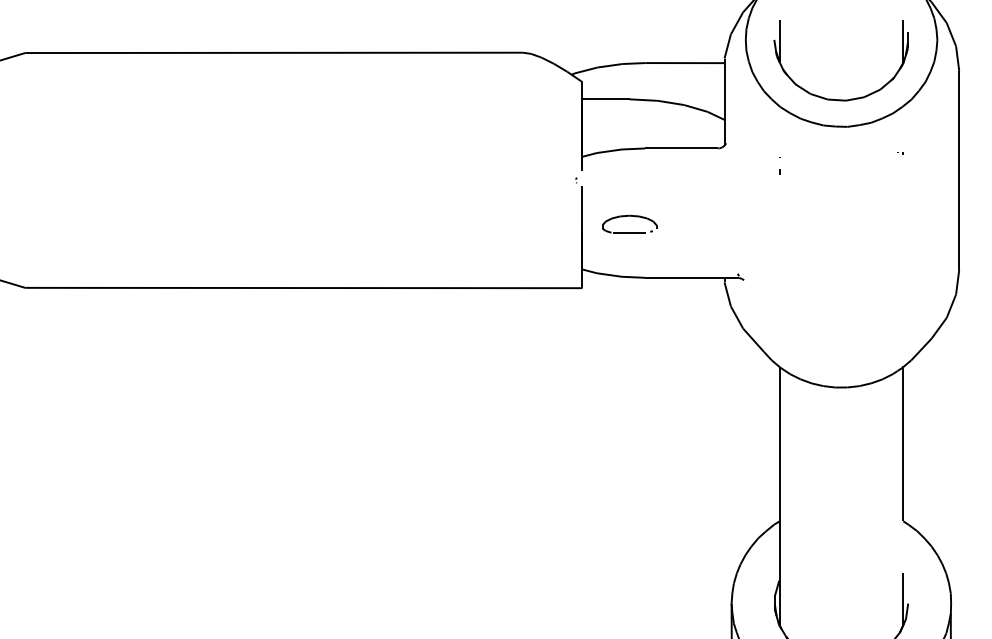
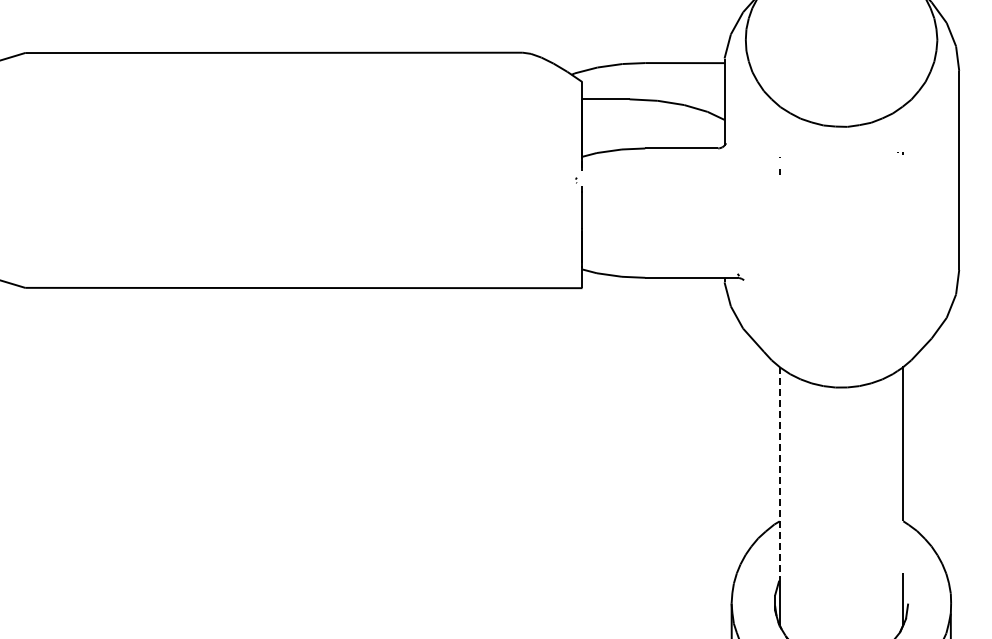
part: present -> none (840, 99)
part: present -> none (629, 216)
line: solid -> dashed (779, 474)
